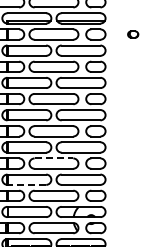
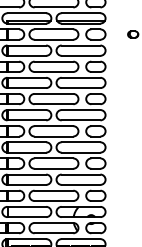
line: dashed -> solid (54, 158)
line: dashed -> solid (26, 184)
